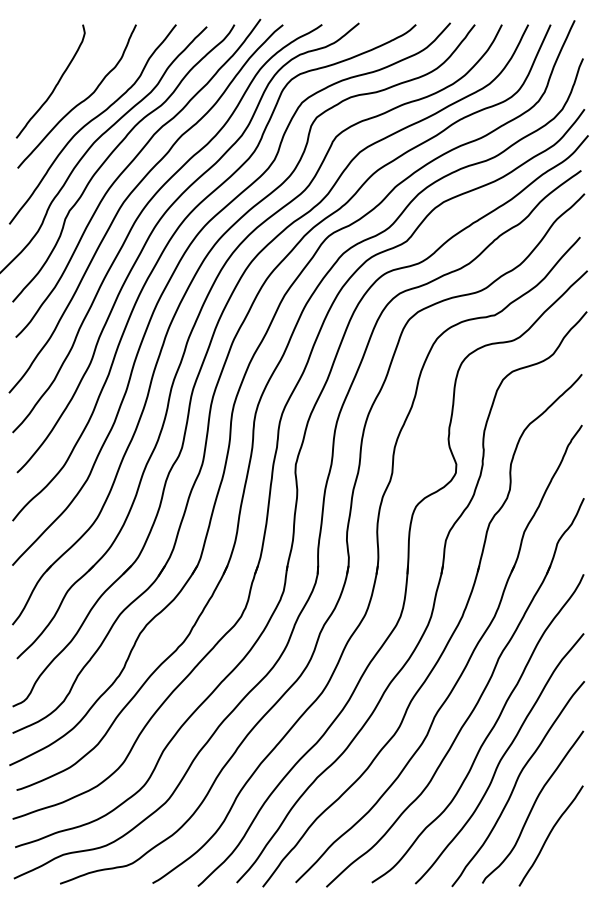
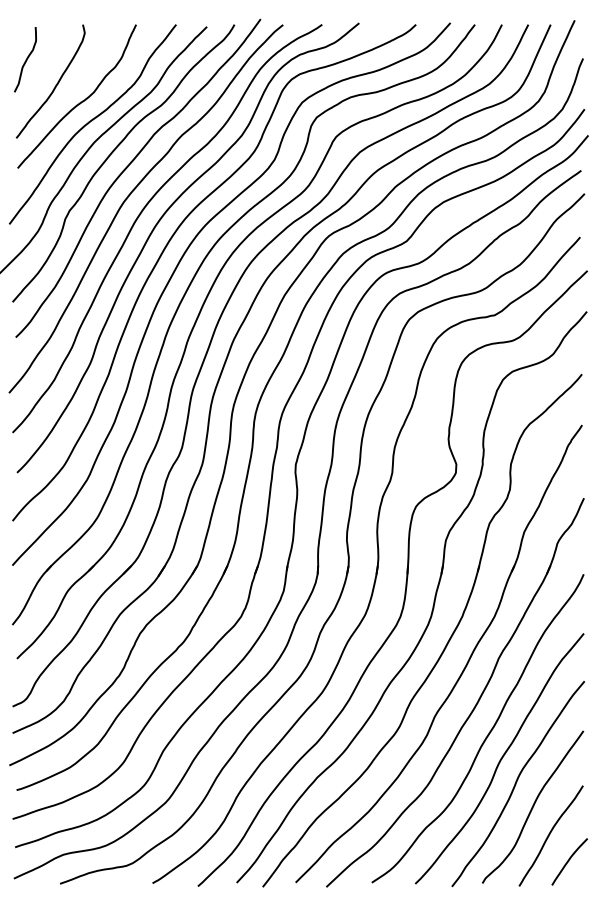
curve: none -> present (25, 59)
curve: none -> present (569, 861)
